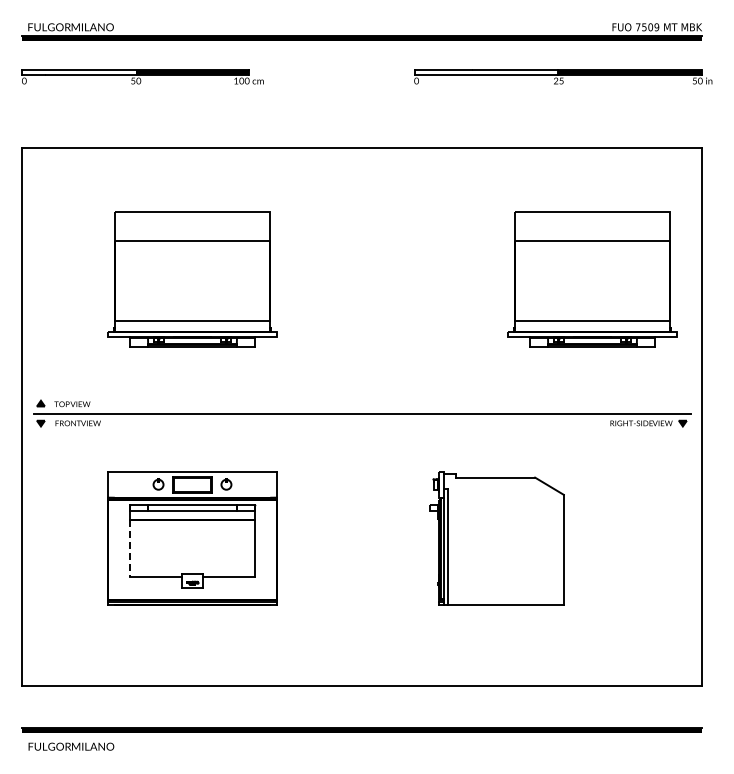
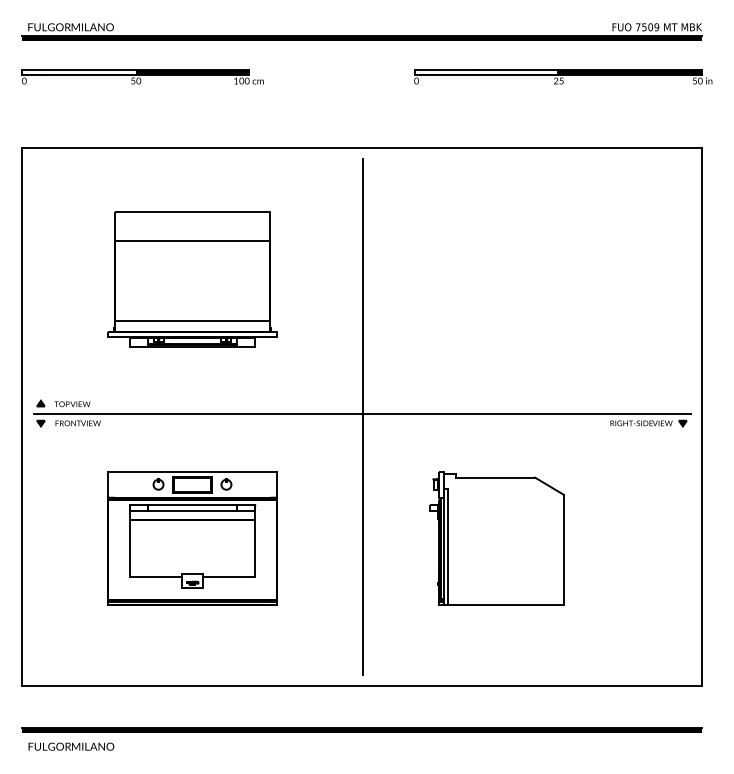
part: present -> none (592, 279)
line: none -> present (362, 417)
line: dashed -> solid (129, 548)
